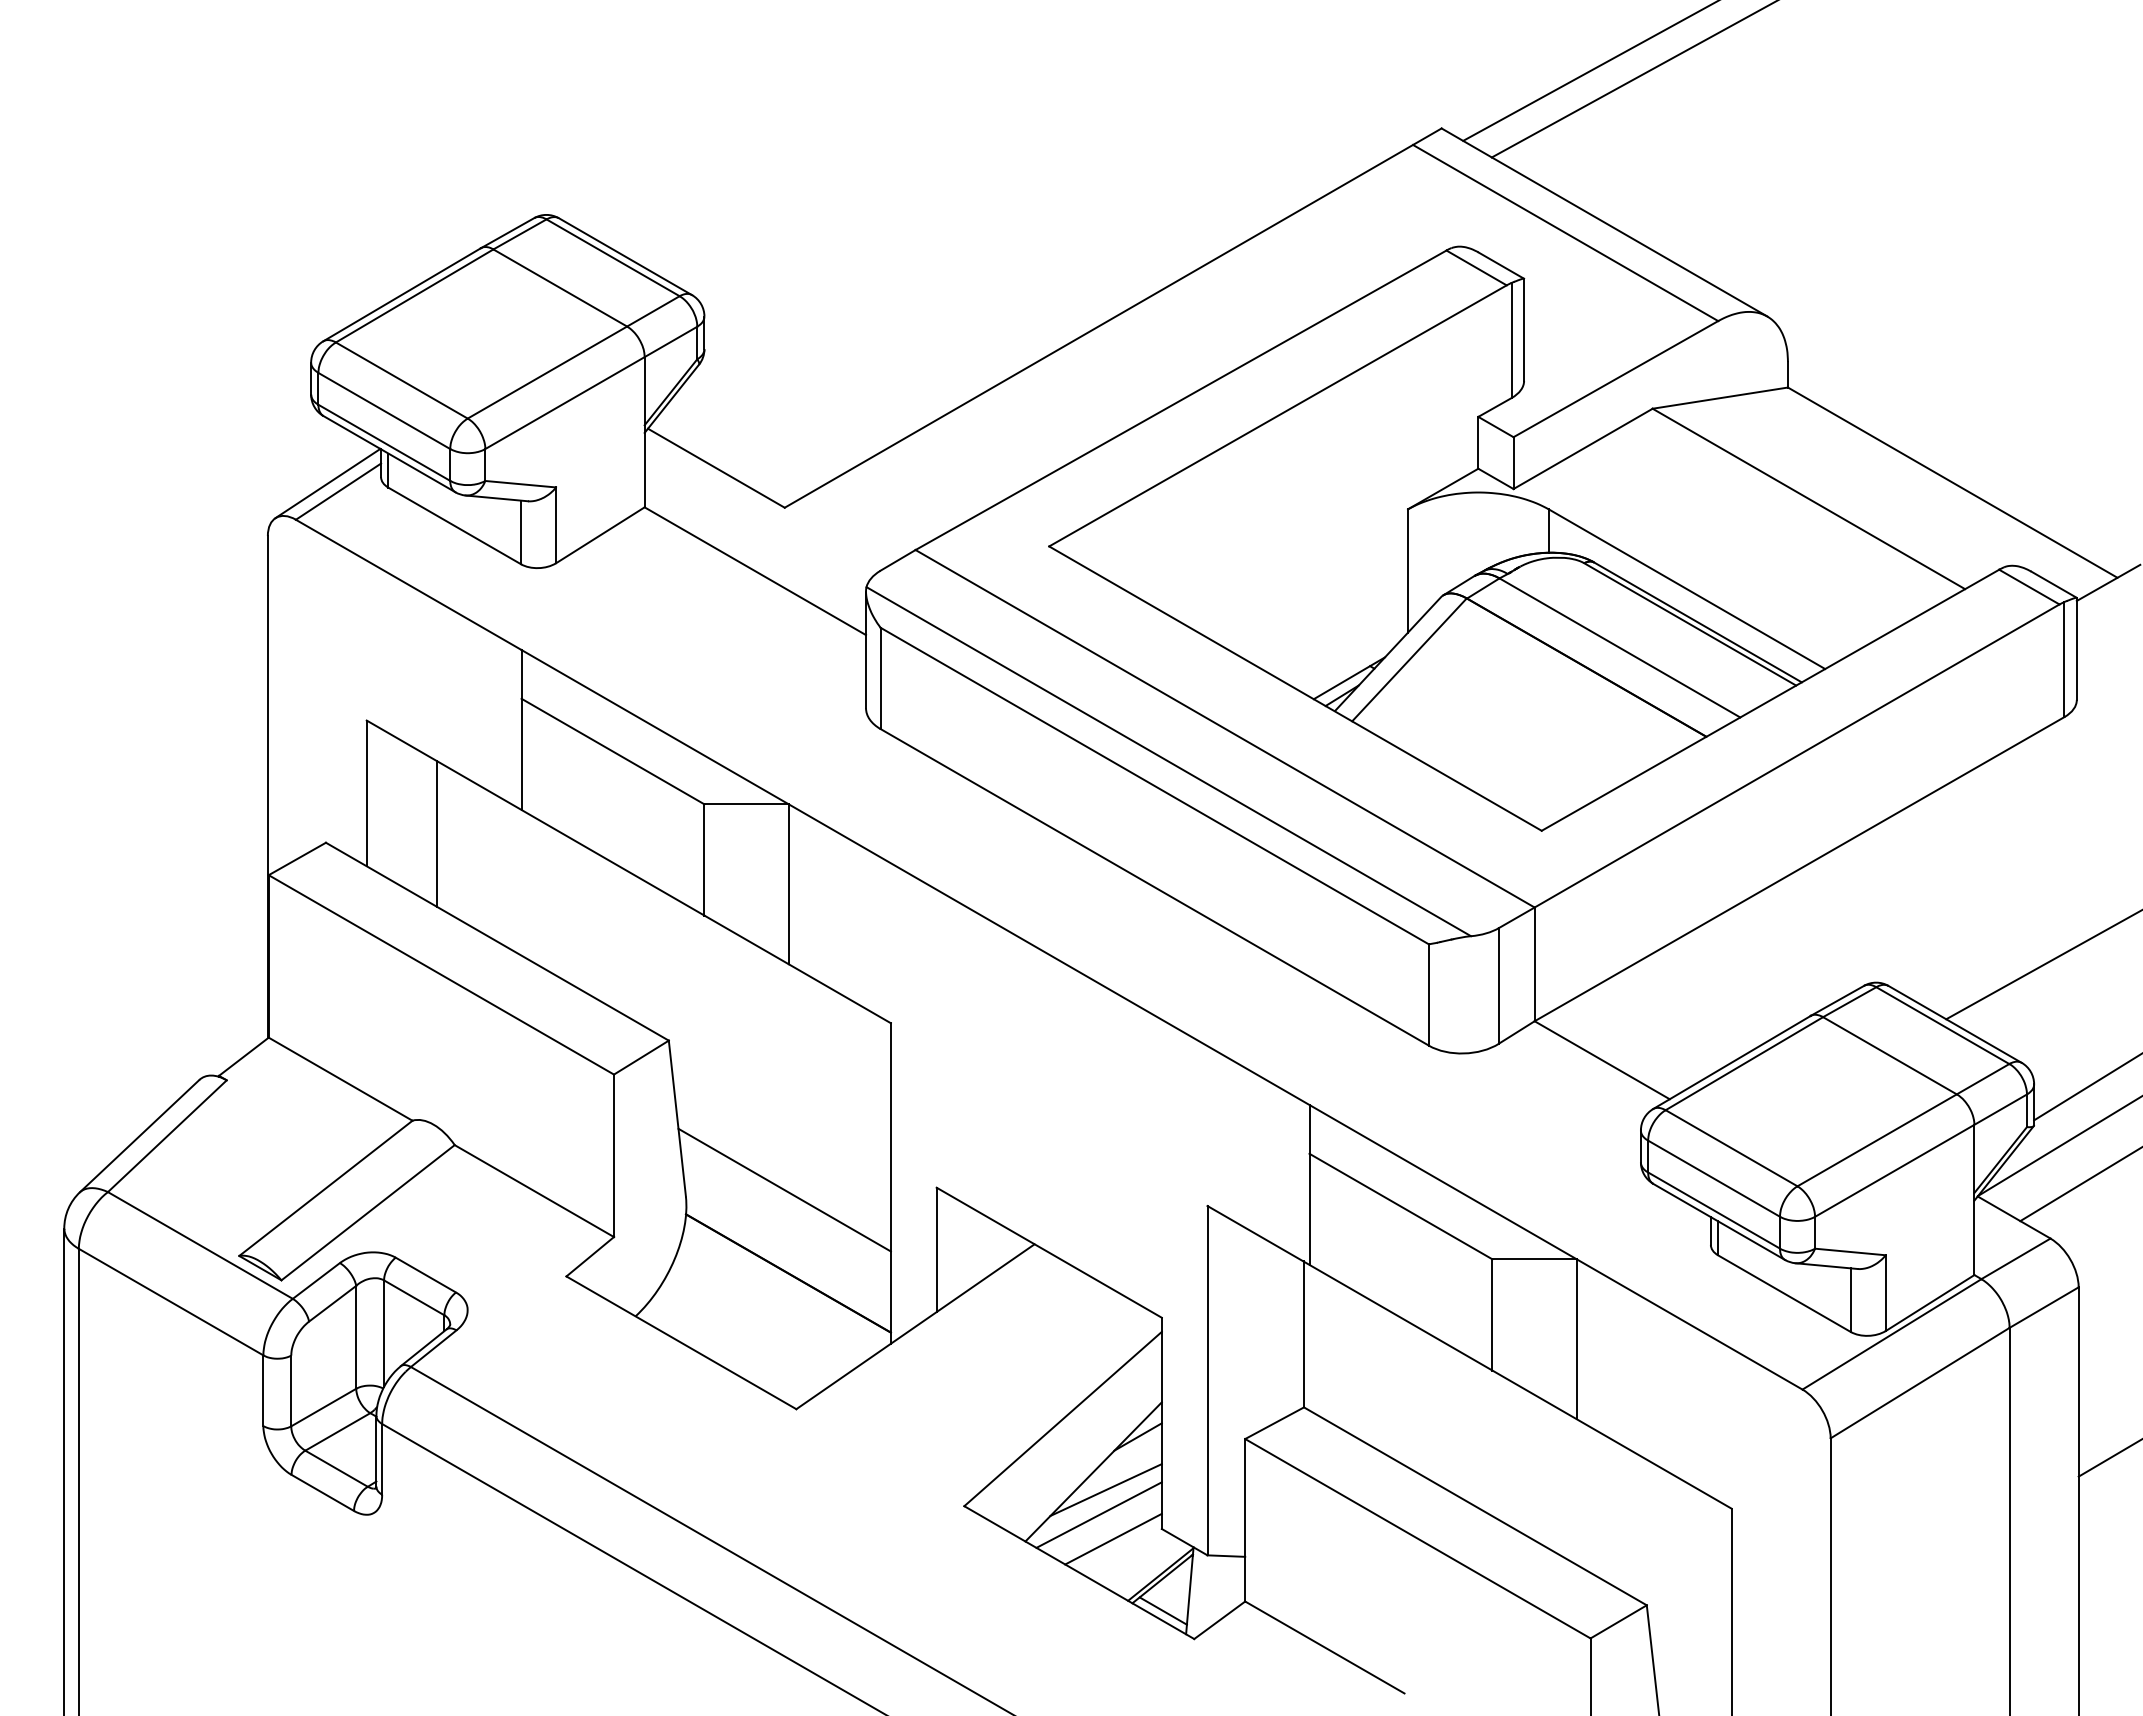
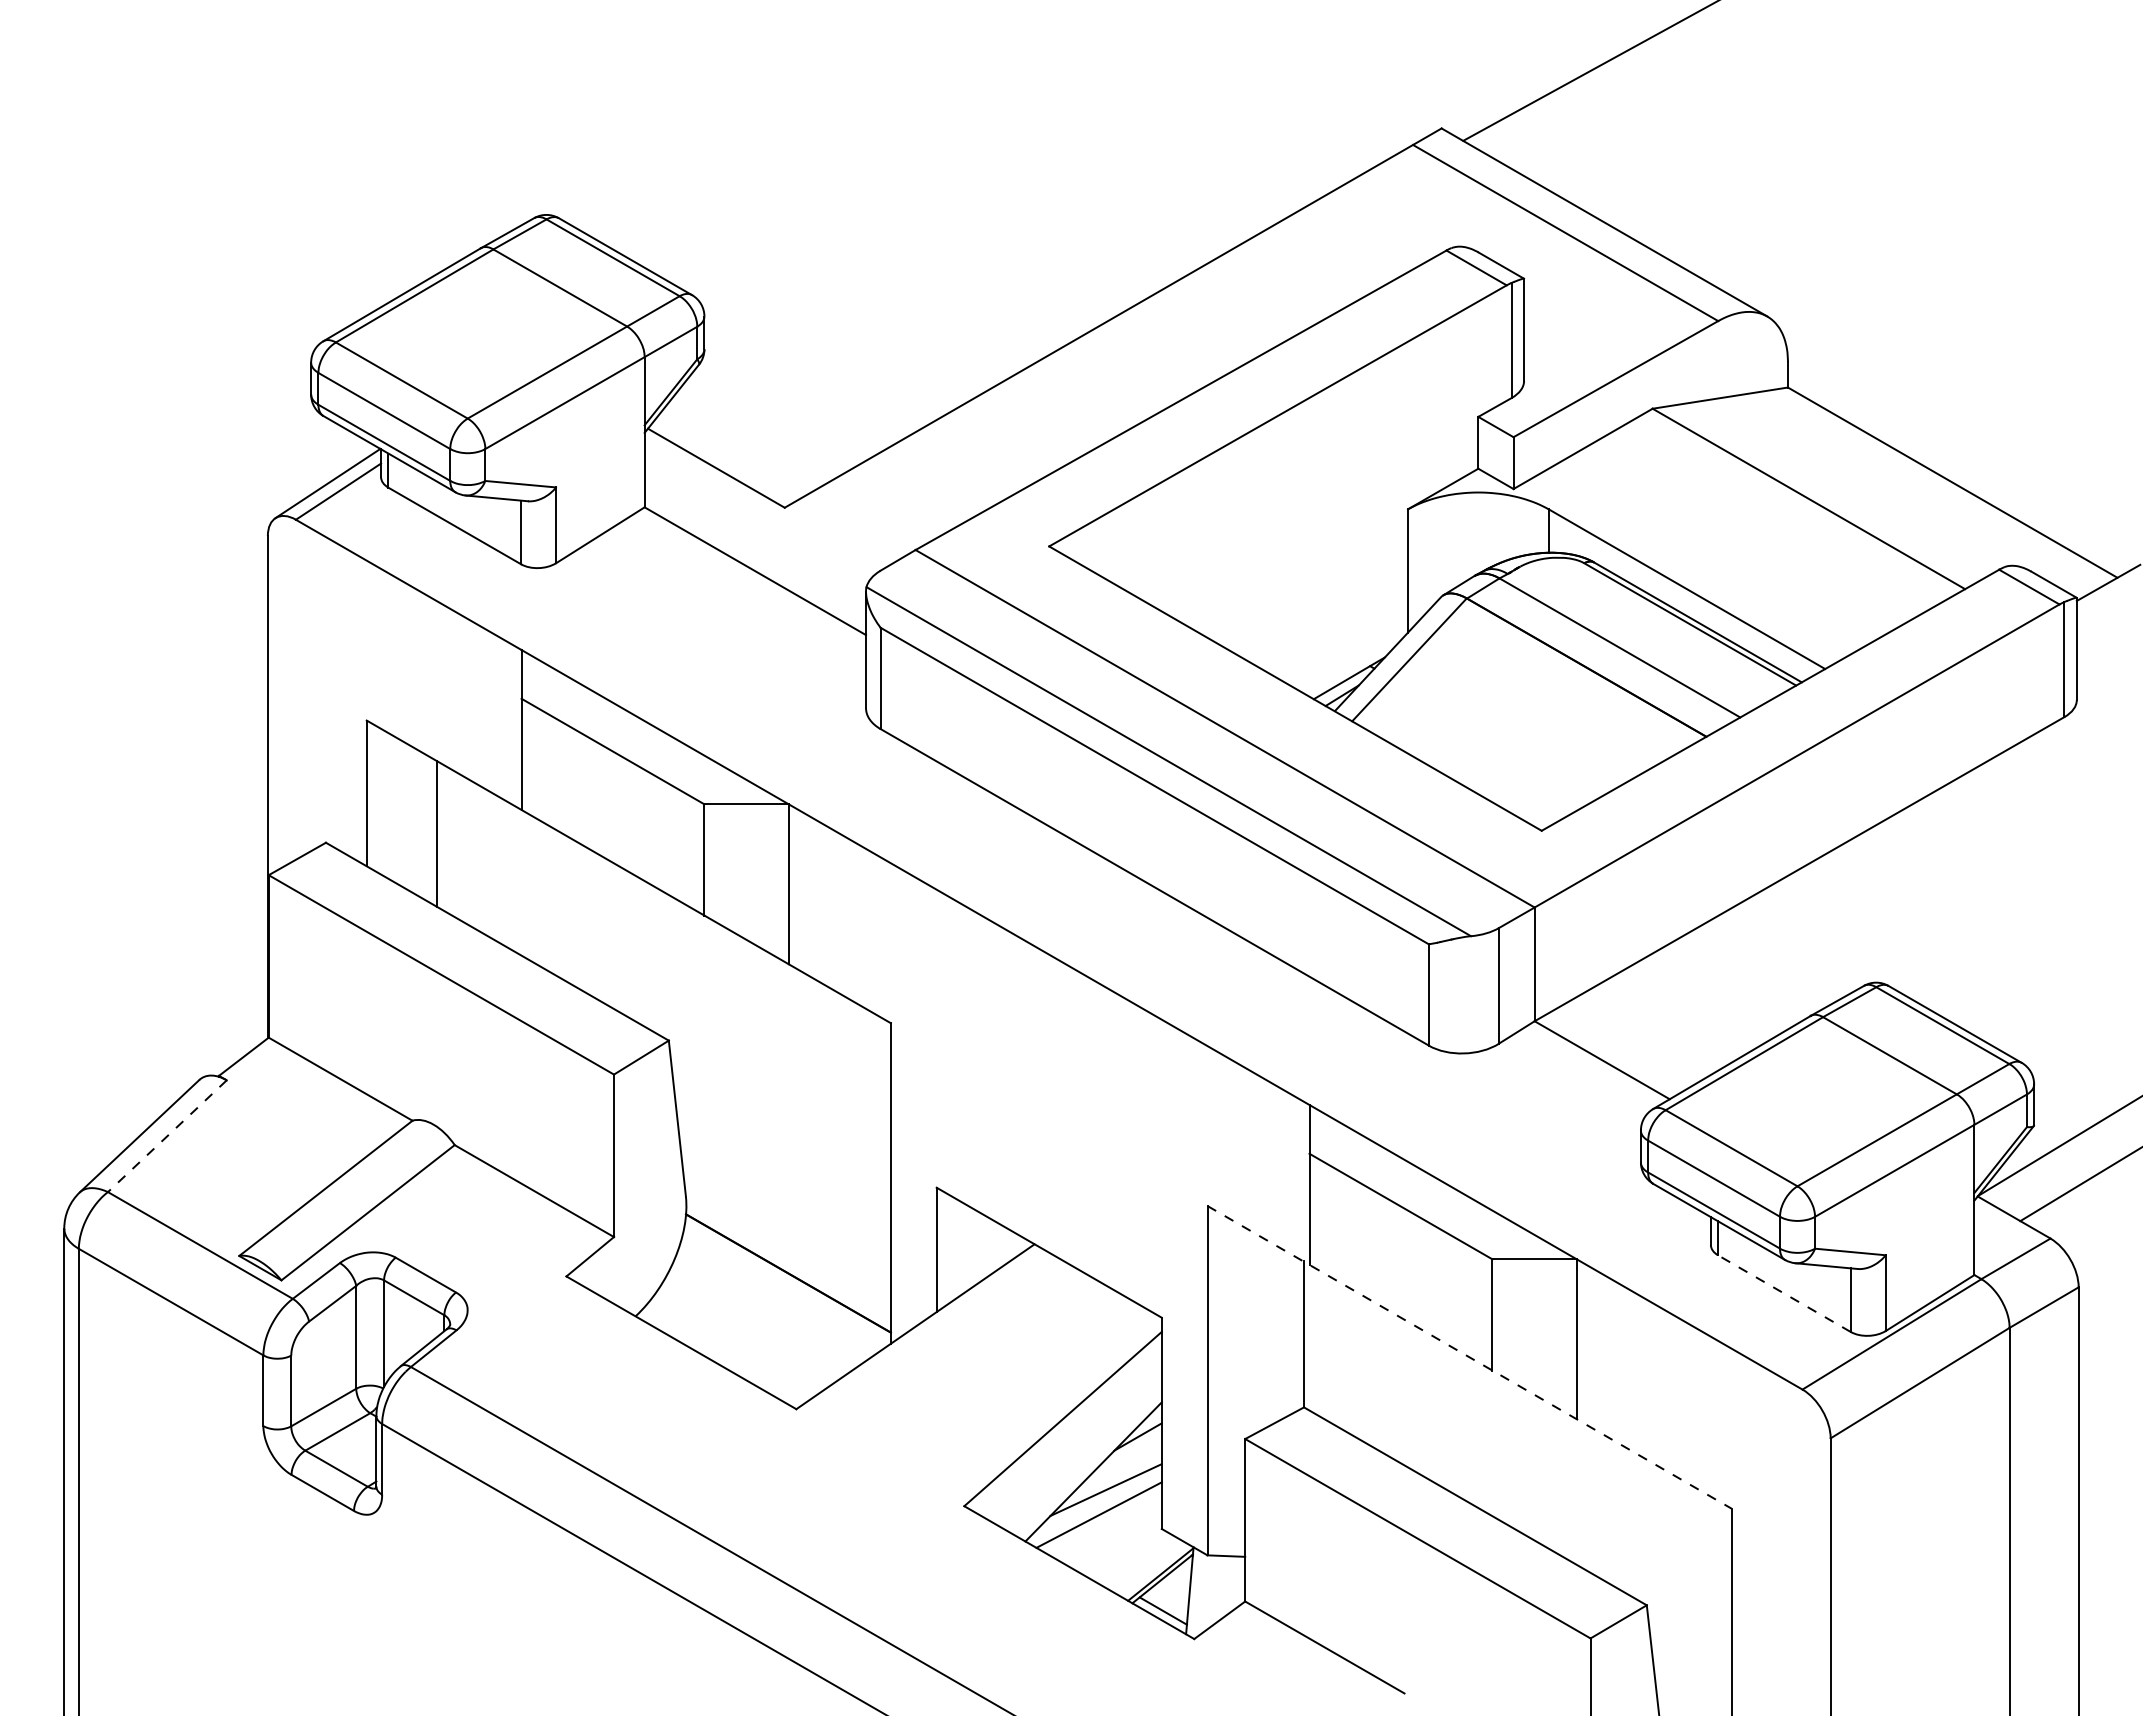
line: present -> none (1632, 79)
line: present -> none (2042, 965)
line: present -> none (2086, 1087)
line: solid -> dashed (167, 1136)
line: present -> none (784, 1189)
line: solid -> dashed (1784, 1293)
line: solid -> dashed (1469, 1357)
line: present -> none (2108, 1458)
line: present -> none (1113, 1538)
